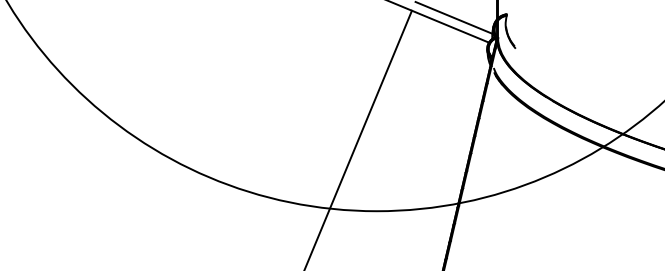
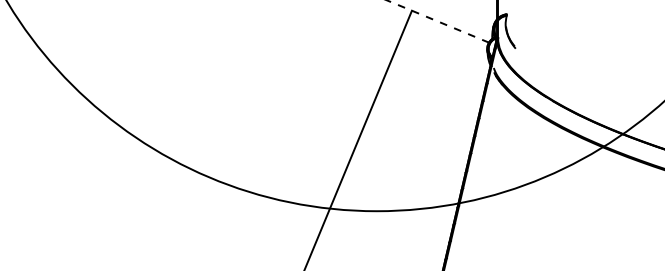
line: present -> none (454, 17)
line: solid -> dashed (437, 21)
